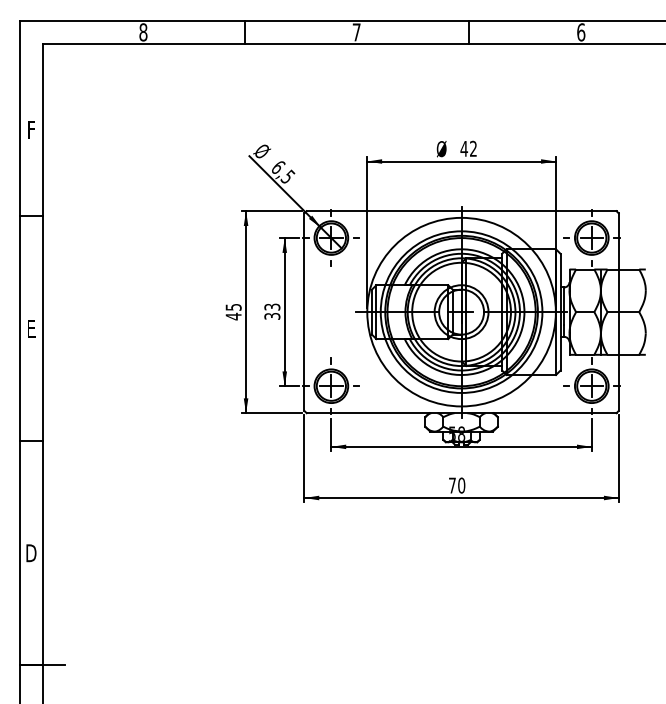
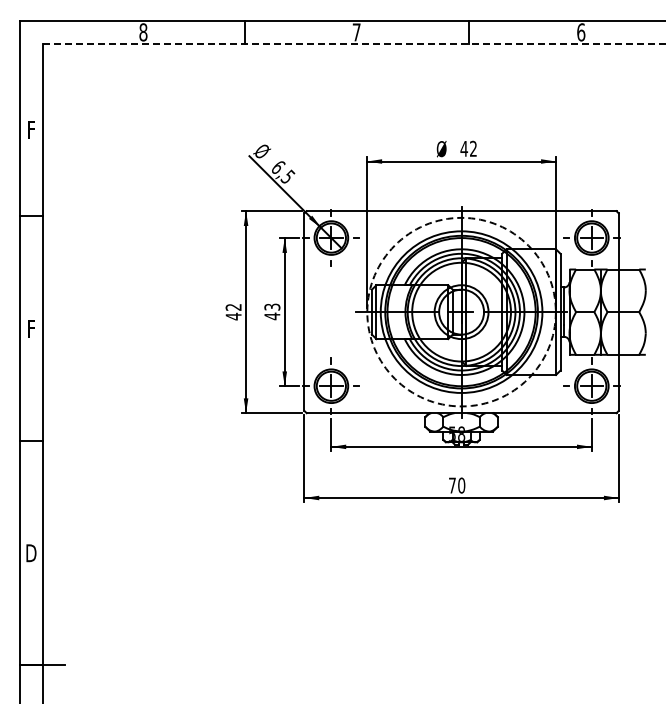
line: solid -> dashed (354, 43)
text: 45 -> 42 (233, 307)
circle: solid -> dashed (461, 311)
text: 33 -> 43 (272, 316)
text: E -> F (32, 329)
